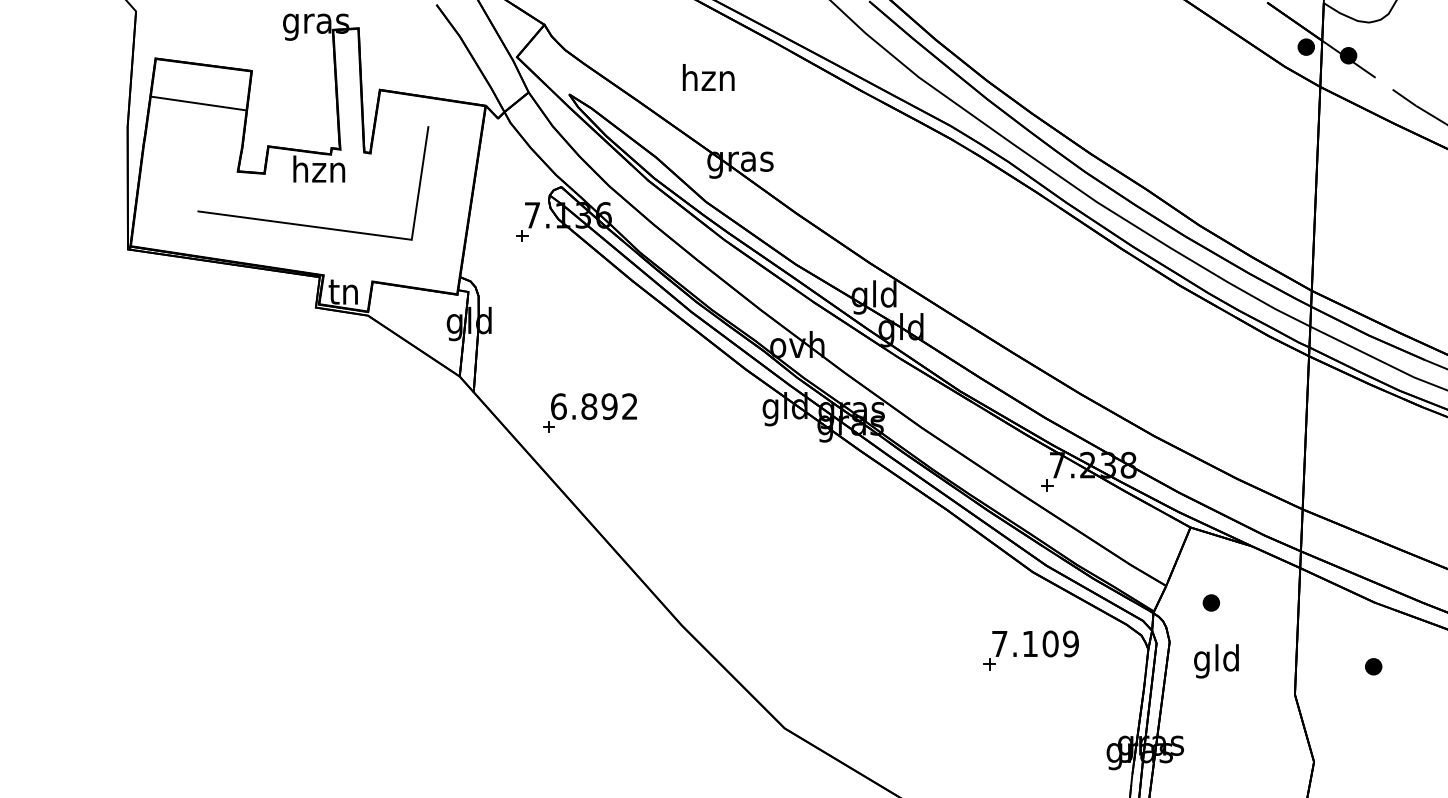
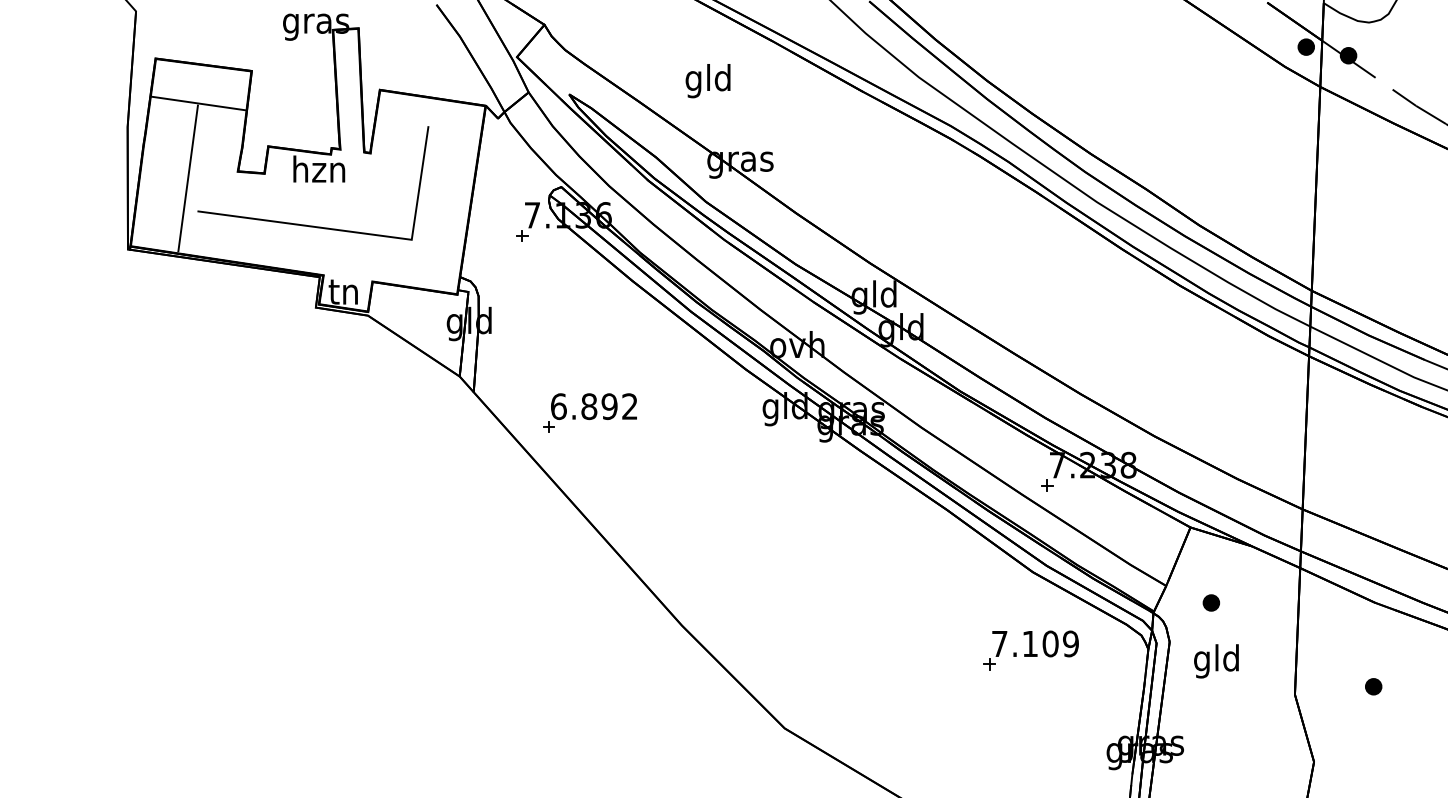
text: hzn -> gld (708, 81)
line: none -> present (187, 178)
part position: (1373, 666) -> (1373, 686) (1373, 686)
